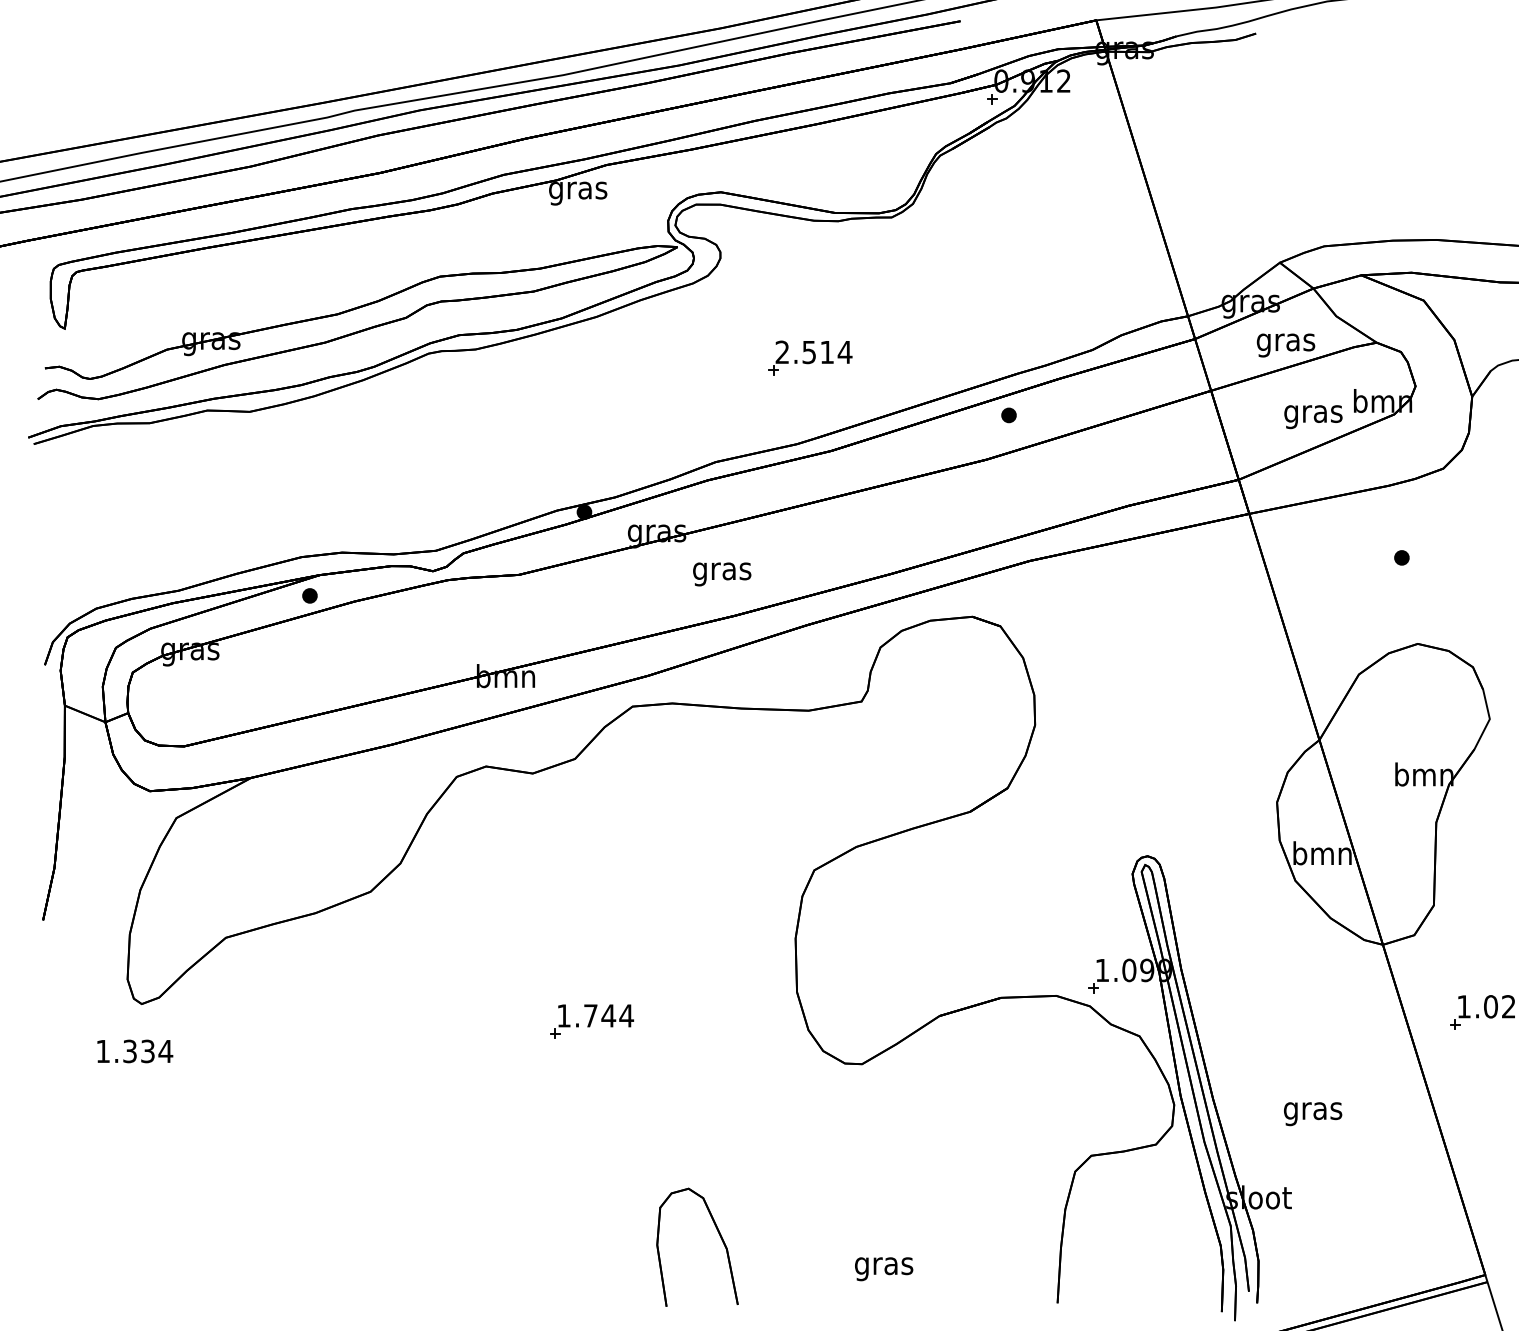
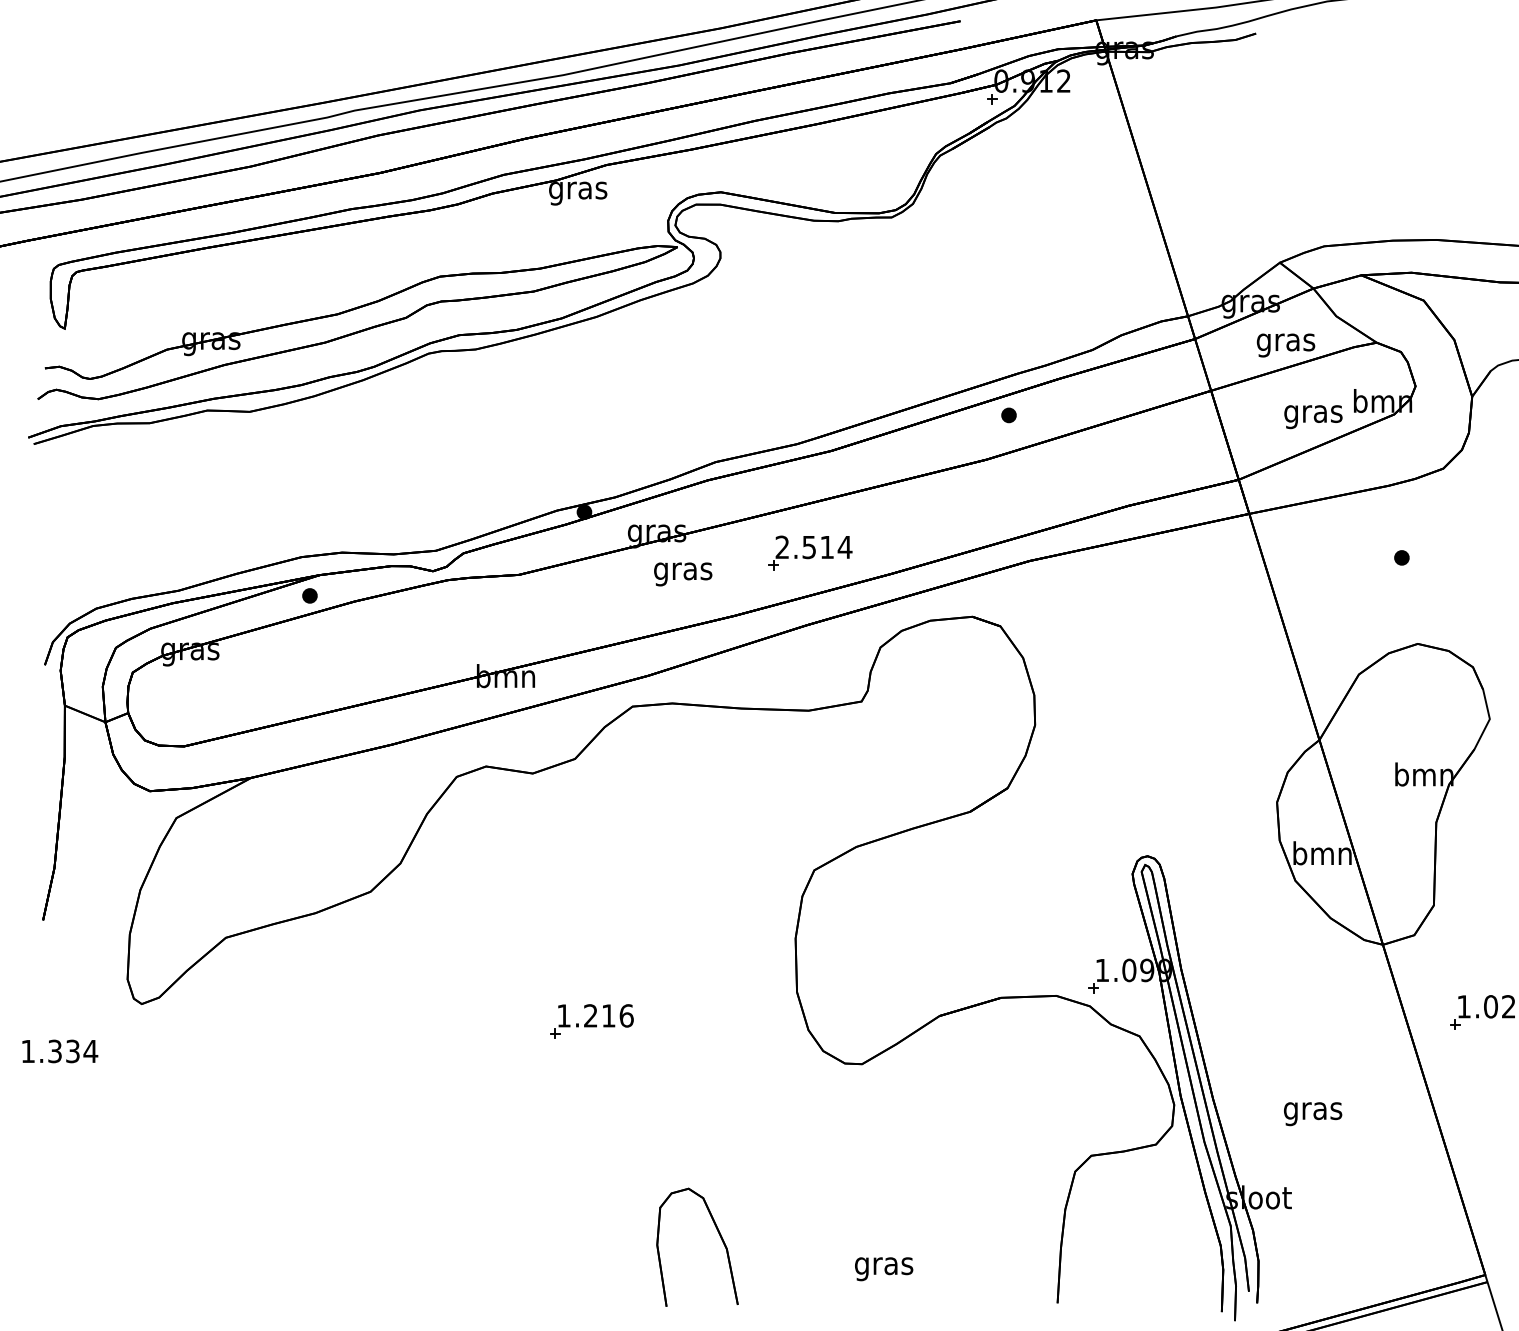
part position: (810, 357) -> (810, 552) (810, 552)
text position: (722, 574) -> (683, 574) (683, 574)
text: 1.744 -> 1.216 (609, 1015)
text position: (135, 1051) -> (60, 1051) (60, 1051)
